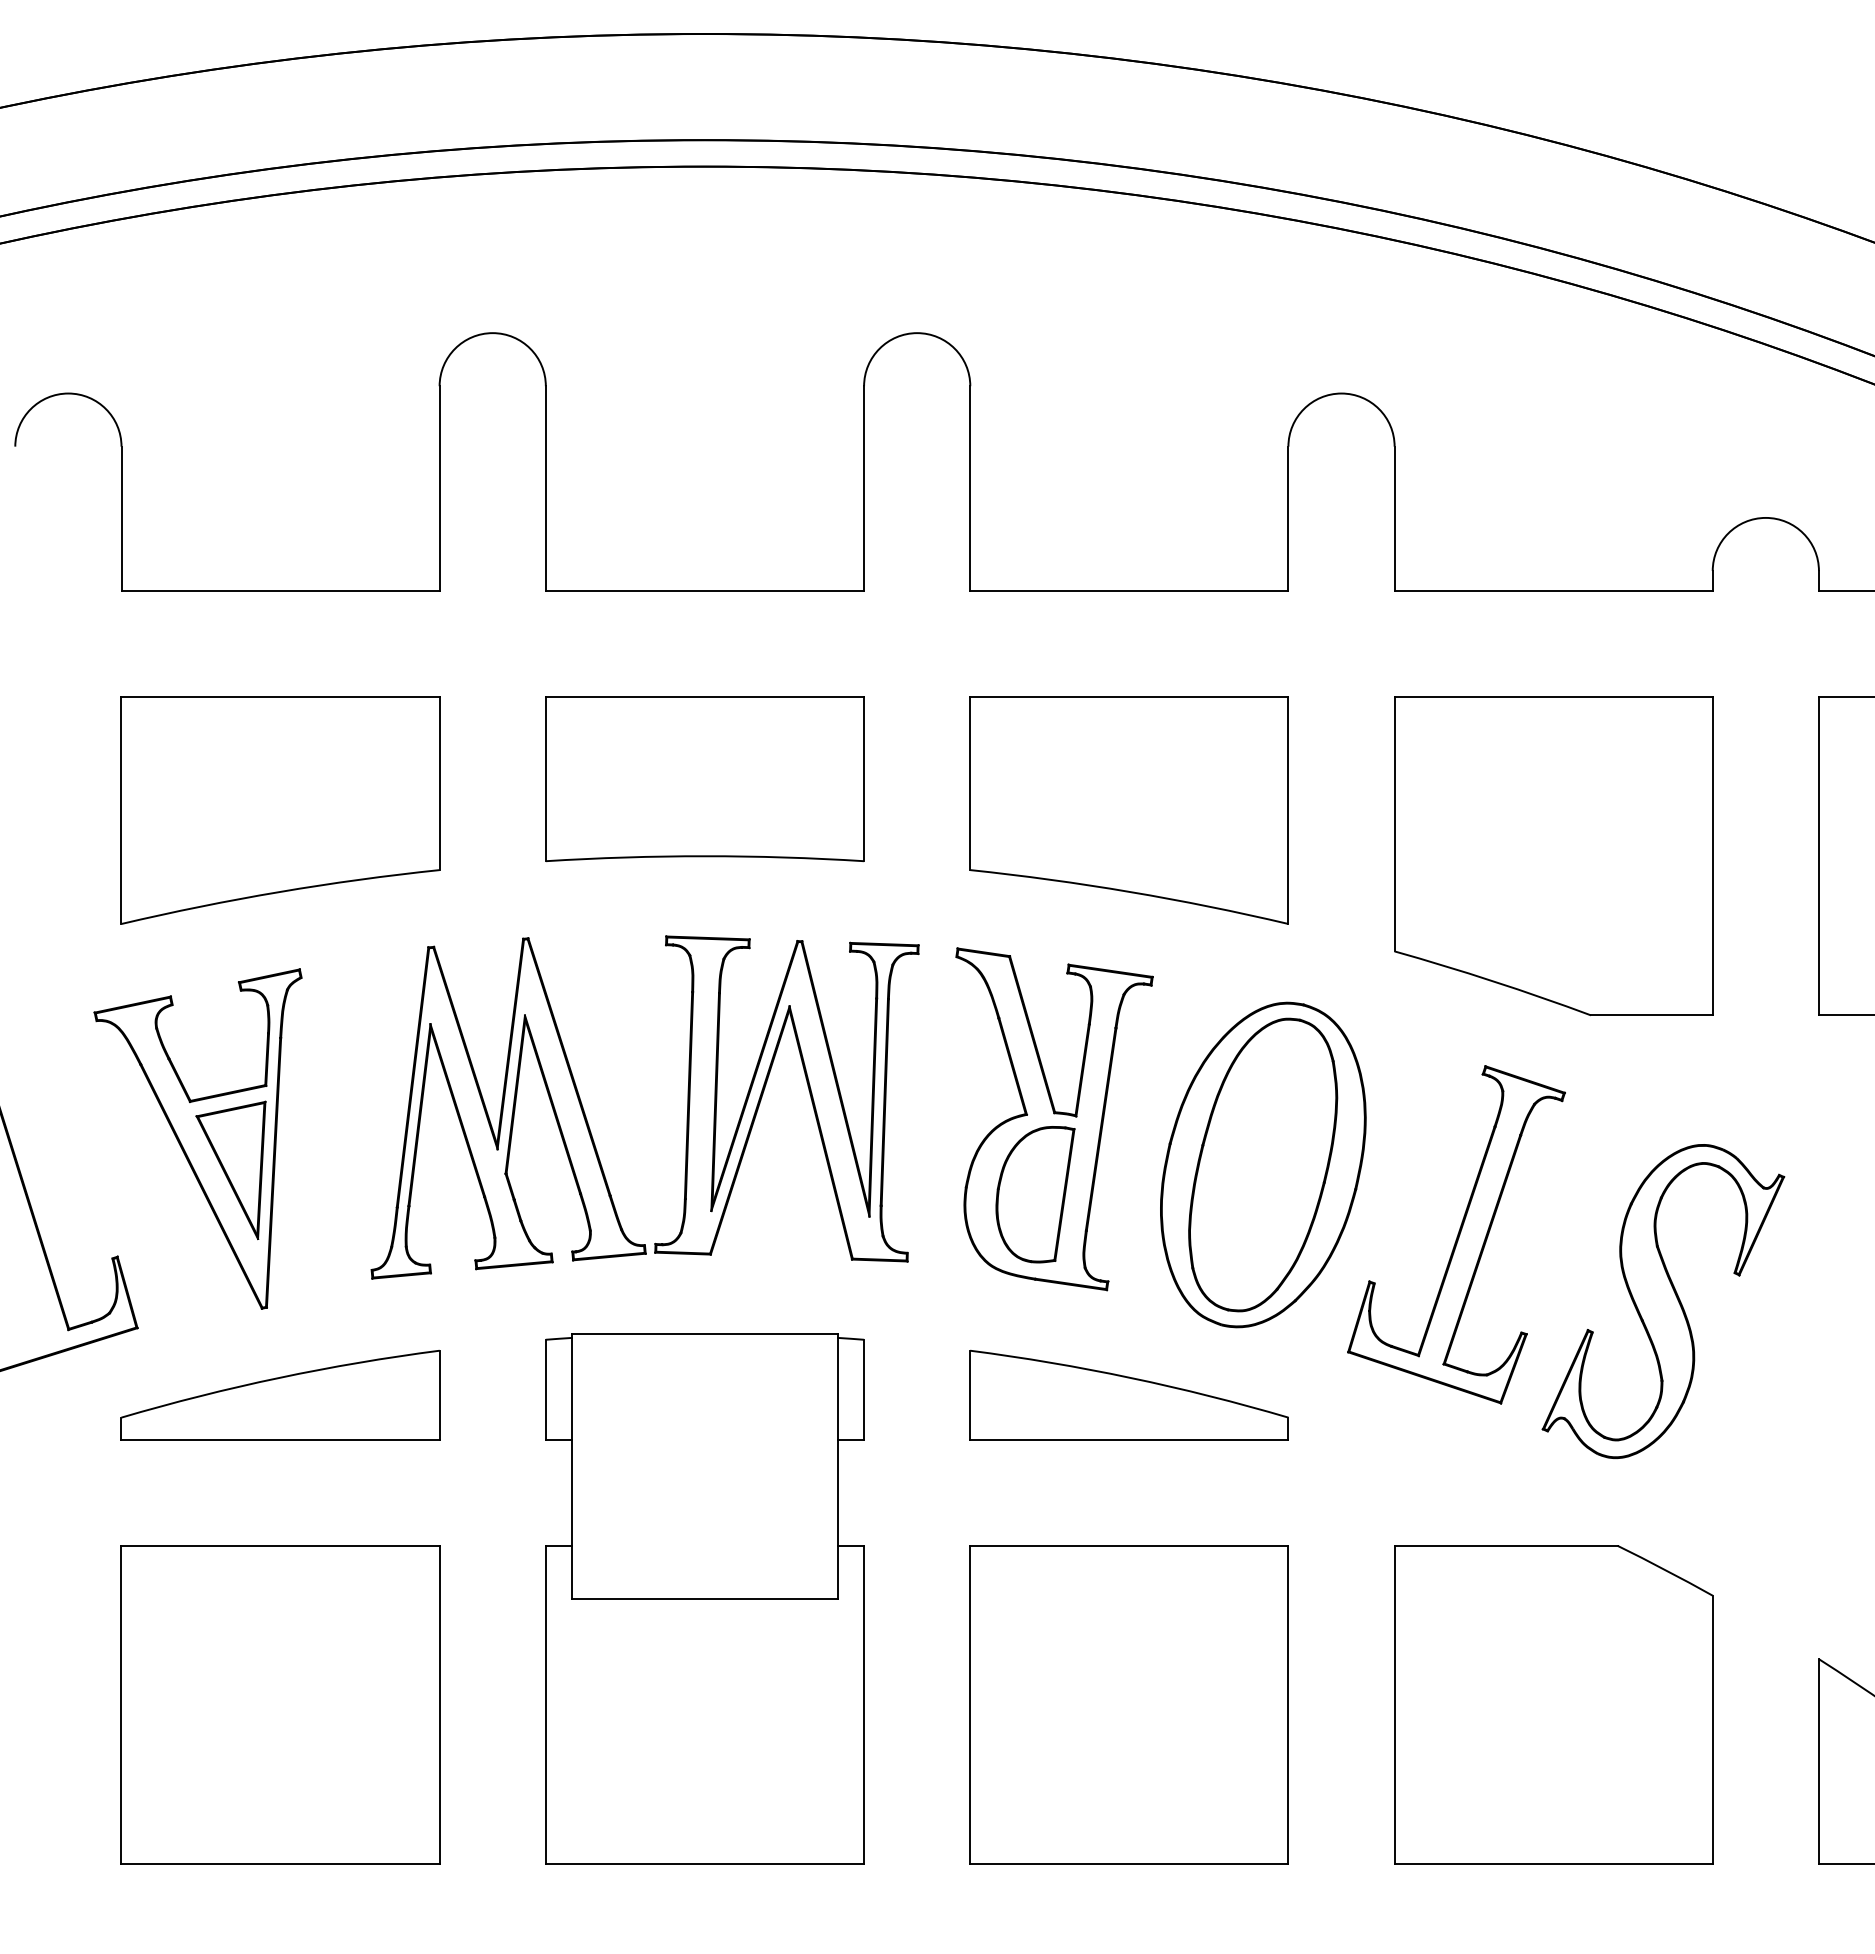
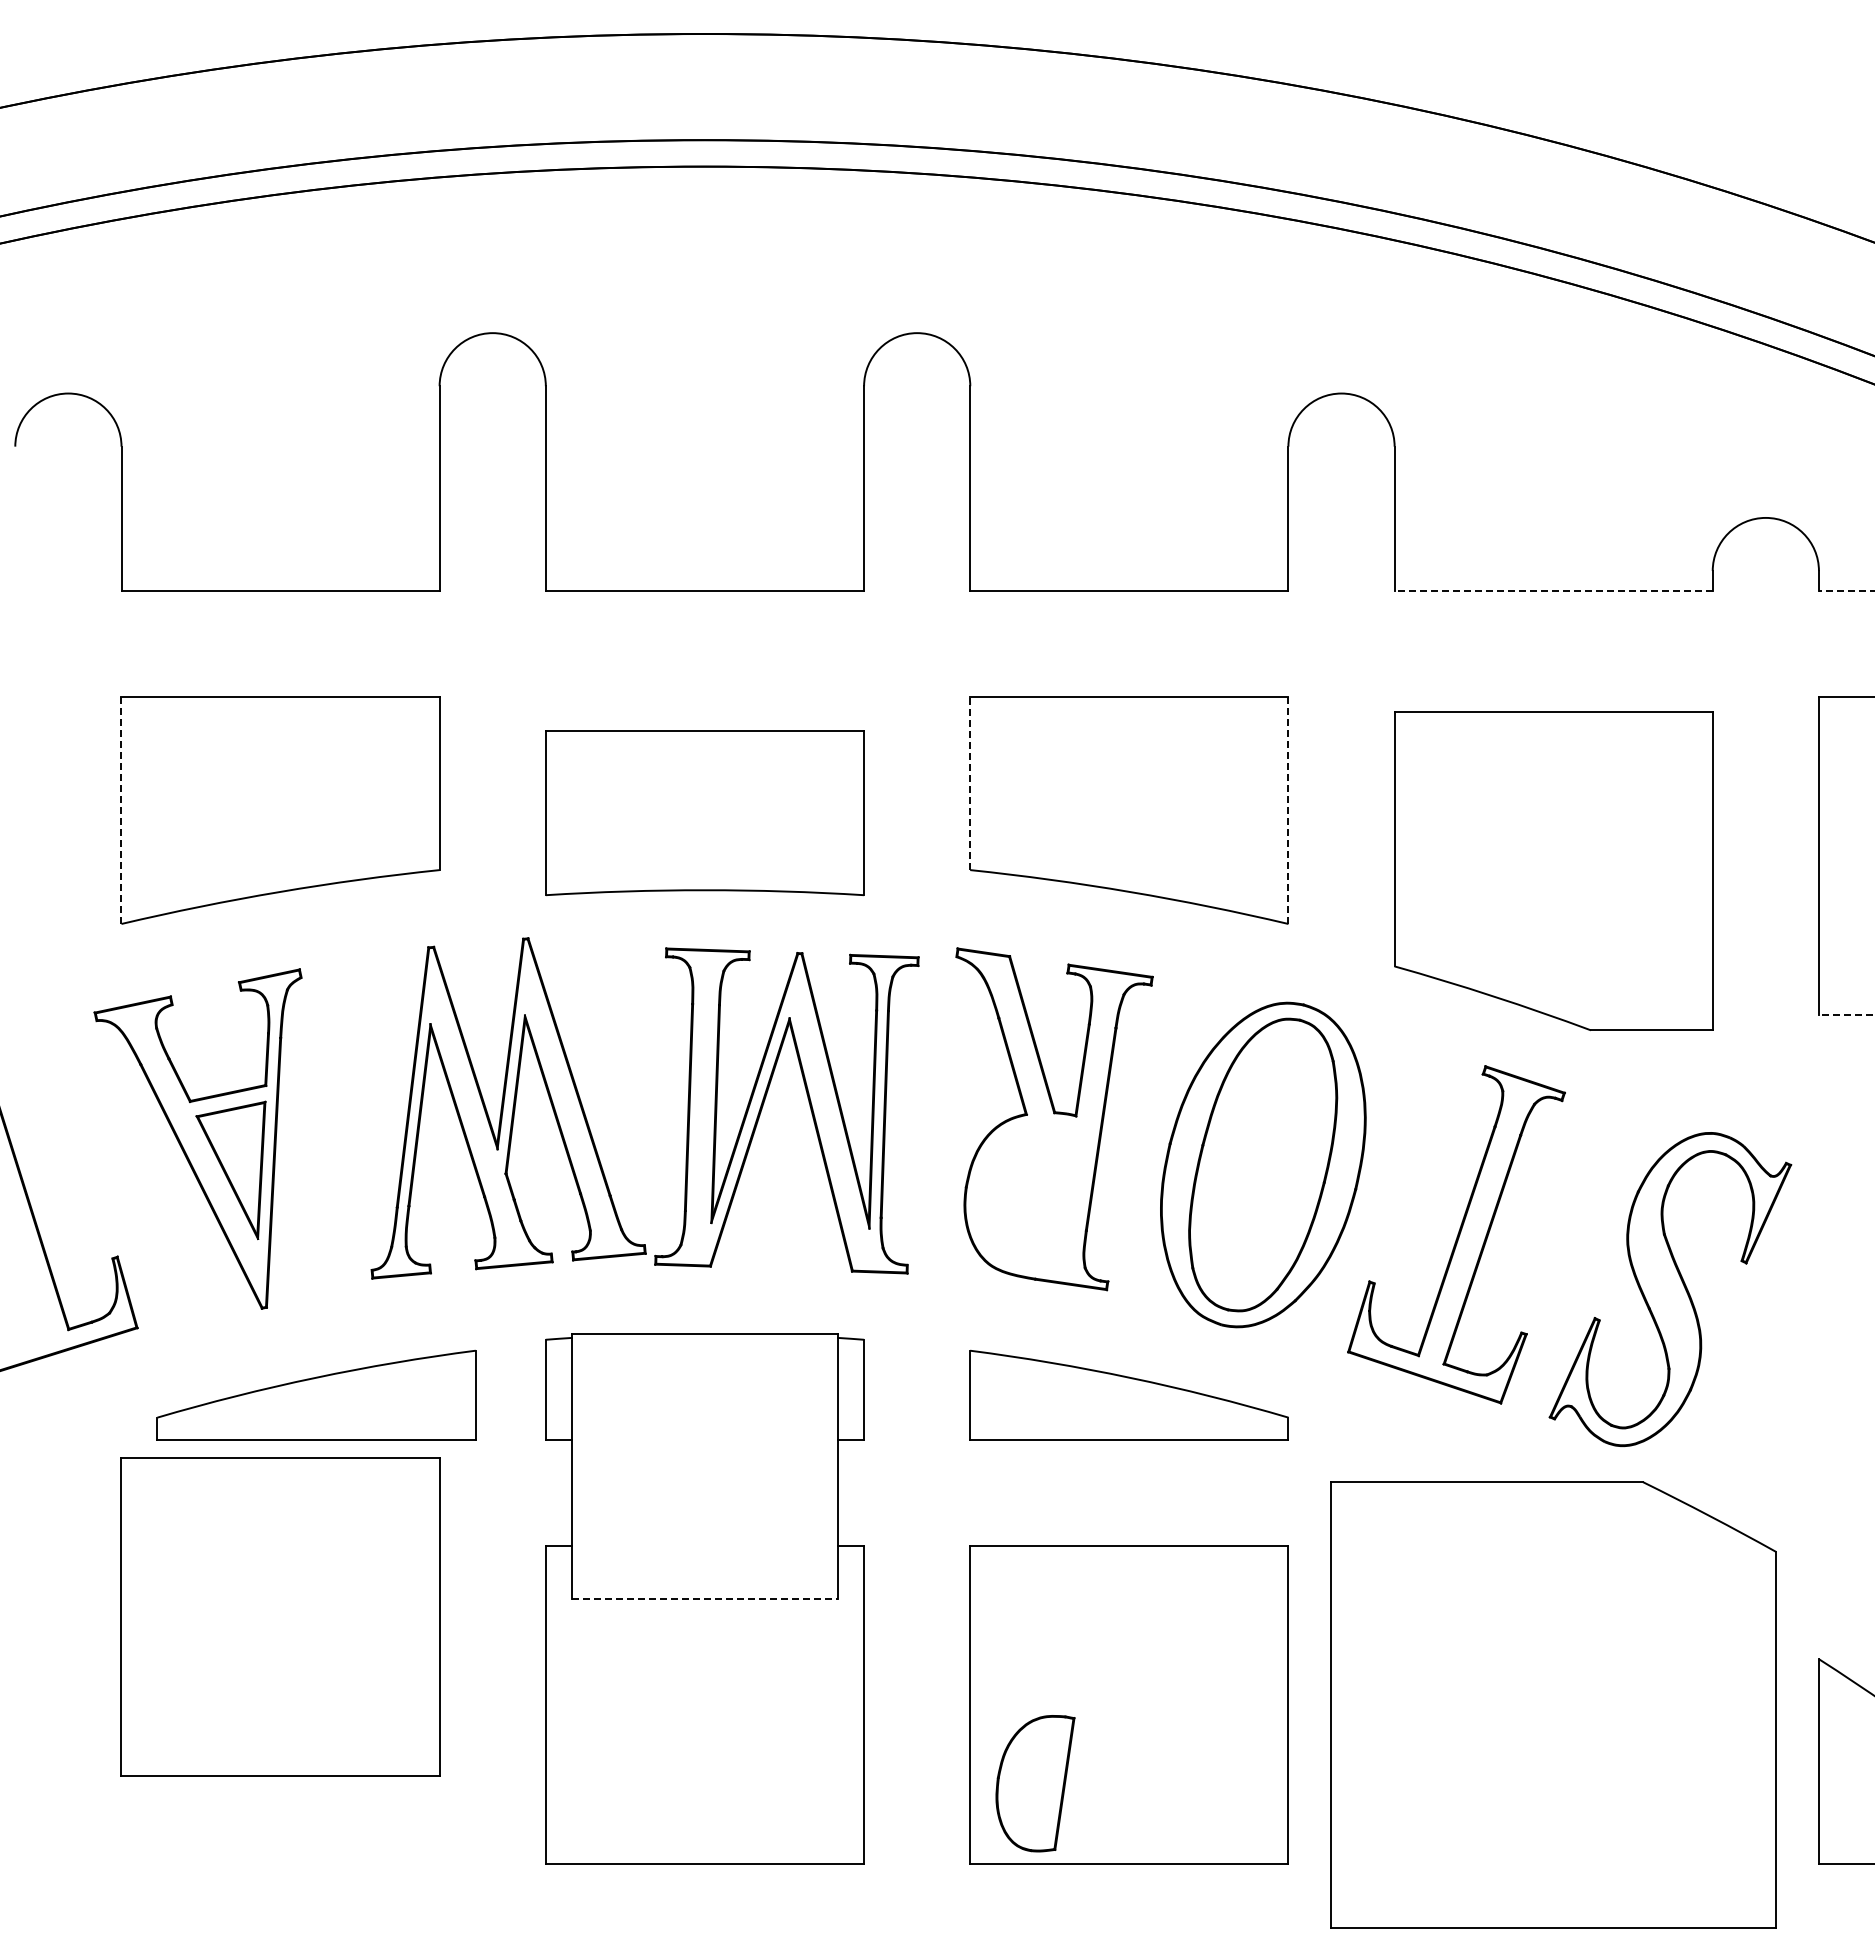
line: solid -> dashed (1553, 590)
line: solid -> dashed (1846, 590)
part position: (704, 779) -> (704, 813) (704, 813)
line: solid -> dashed (970, 783)
line: solid -> dashed (121, 810)
line: solid -> dashed (1288, 811)
part position: (1553, 855) -> (1553, 870) (1553, 870)
line: solid -> dashed (1846, 1015)
part position: (764, 1091) -> (764, 1103) (764, 1103)
part position: (1035, 1194) -> (1035, 1783) (1035, 1783)
part position: (1663, 1301) -> (1670, 1289) (1670, 1289)
part position: (280, 1394) -> (316, 1394) (316, 1394)
line: solid -> dashed (704, 1598)
part position: (280, 1704) -> (280, 1616) (280, 1616)
part size: 320x320 px -> 447x448 px (1553, 1704)
